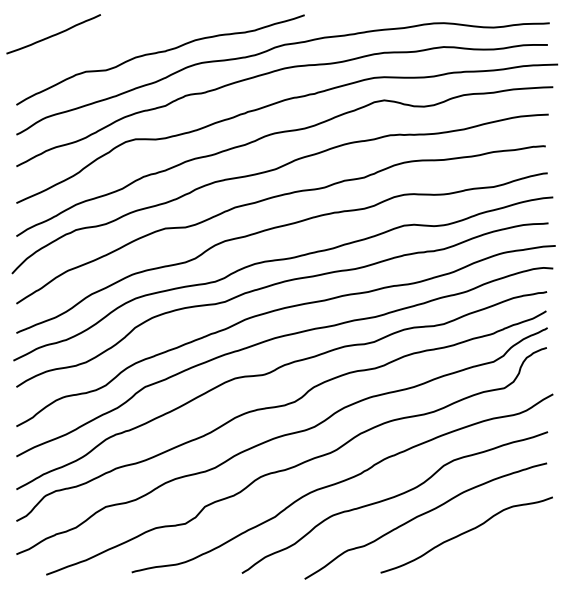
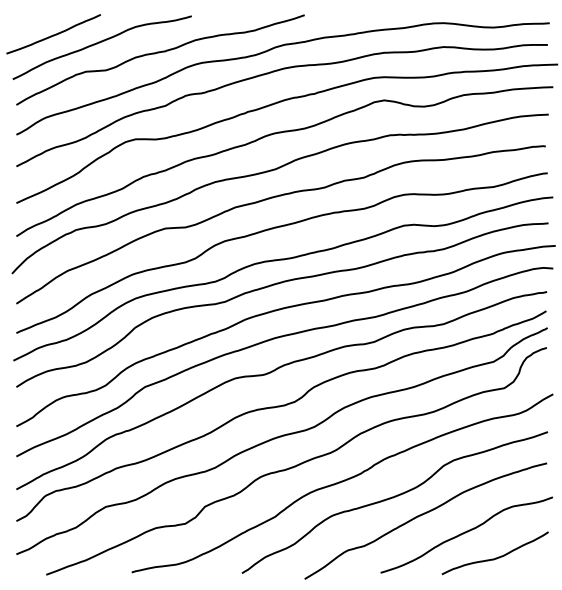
curve: none -> present (99, 43)
curve: none -> present (495, 557)
